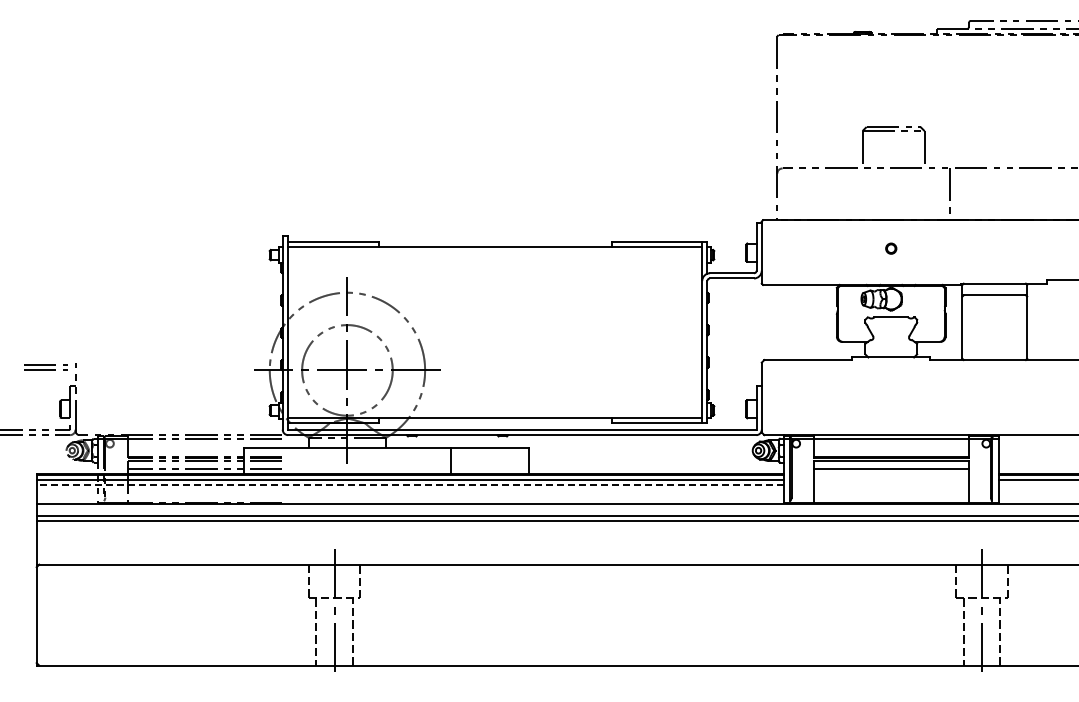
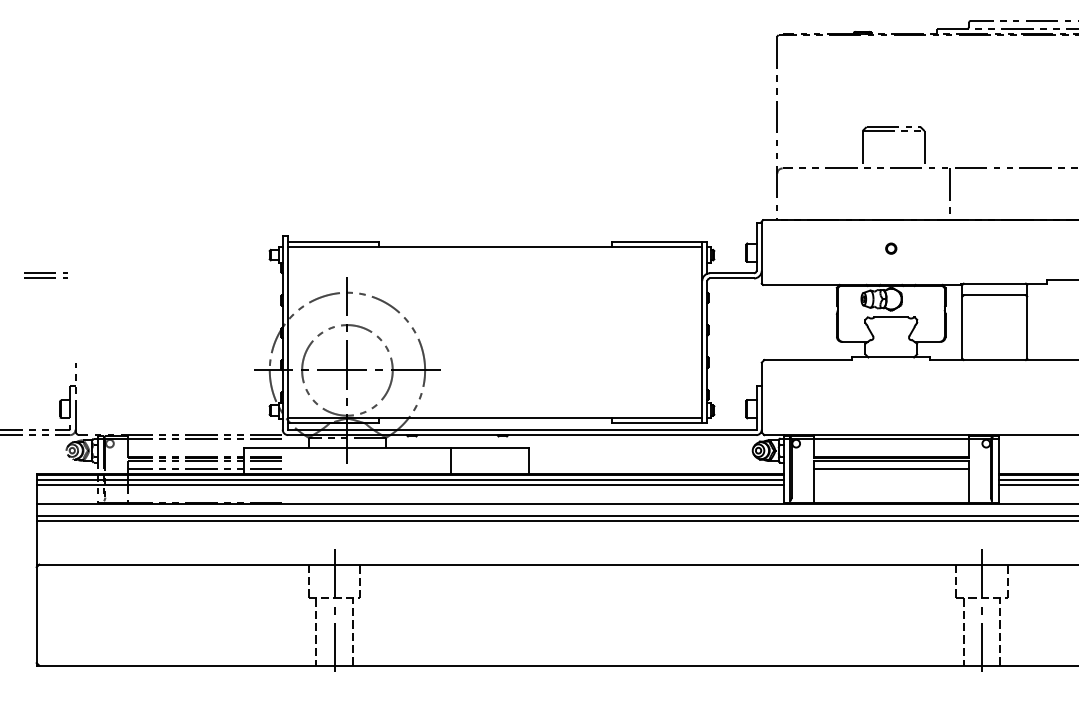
part position: (45, 367) -> (45, 275) (45, 275)
line: dashed -> solid (410, 485)
line: none -> present (1036, 485)
